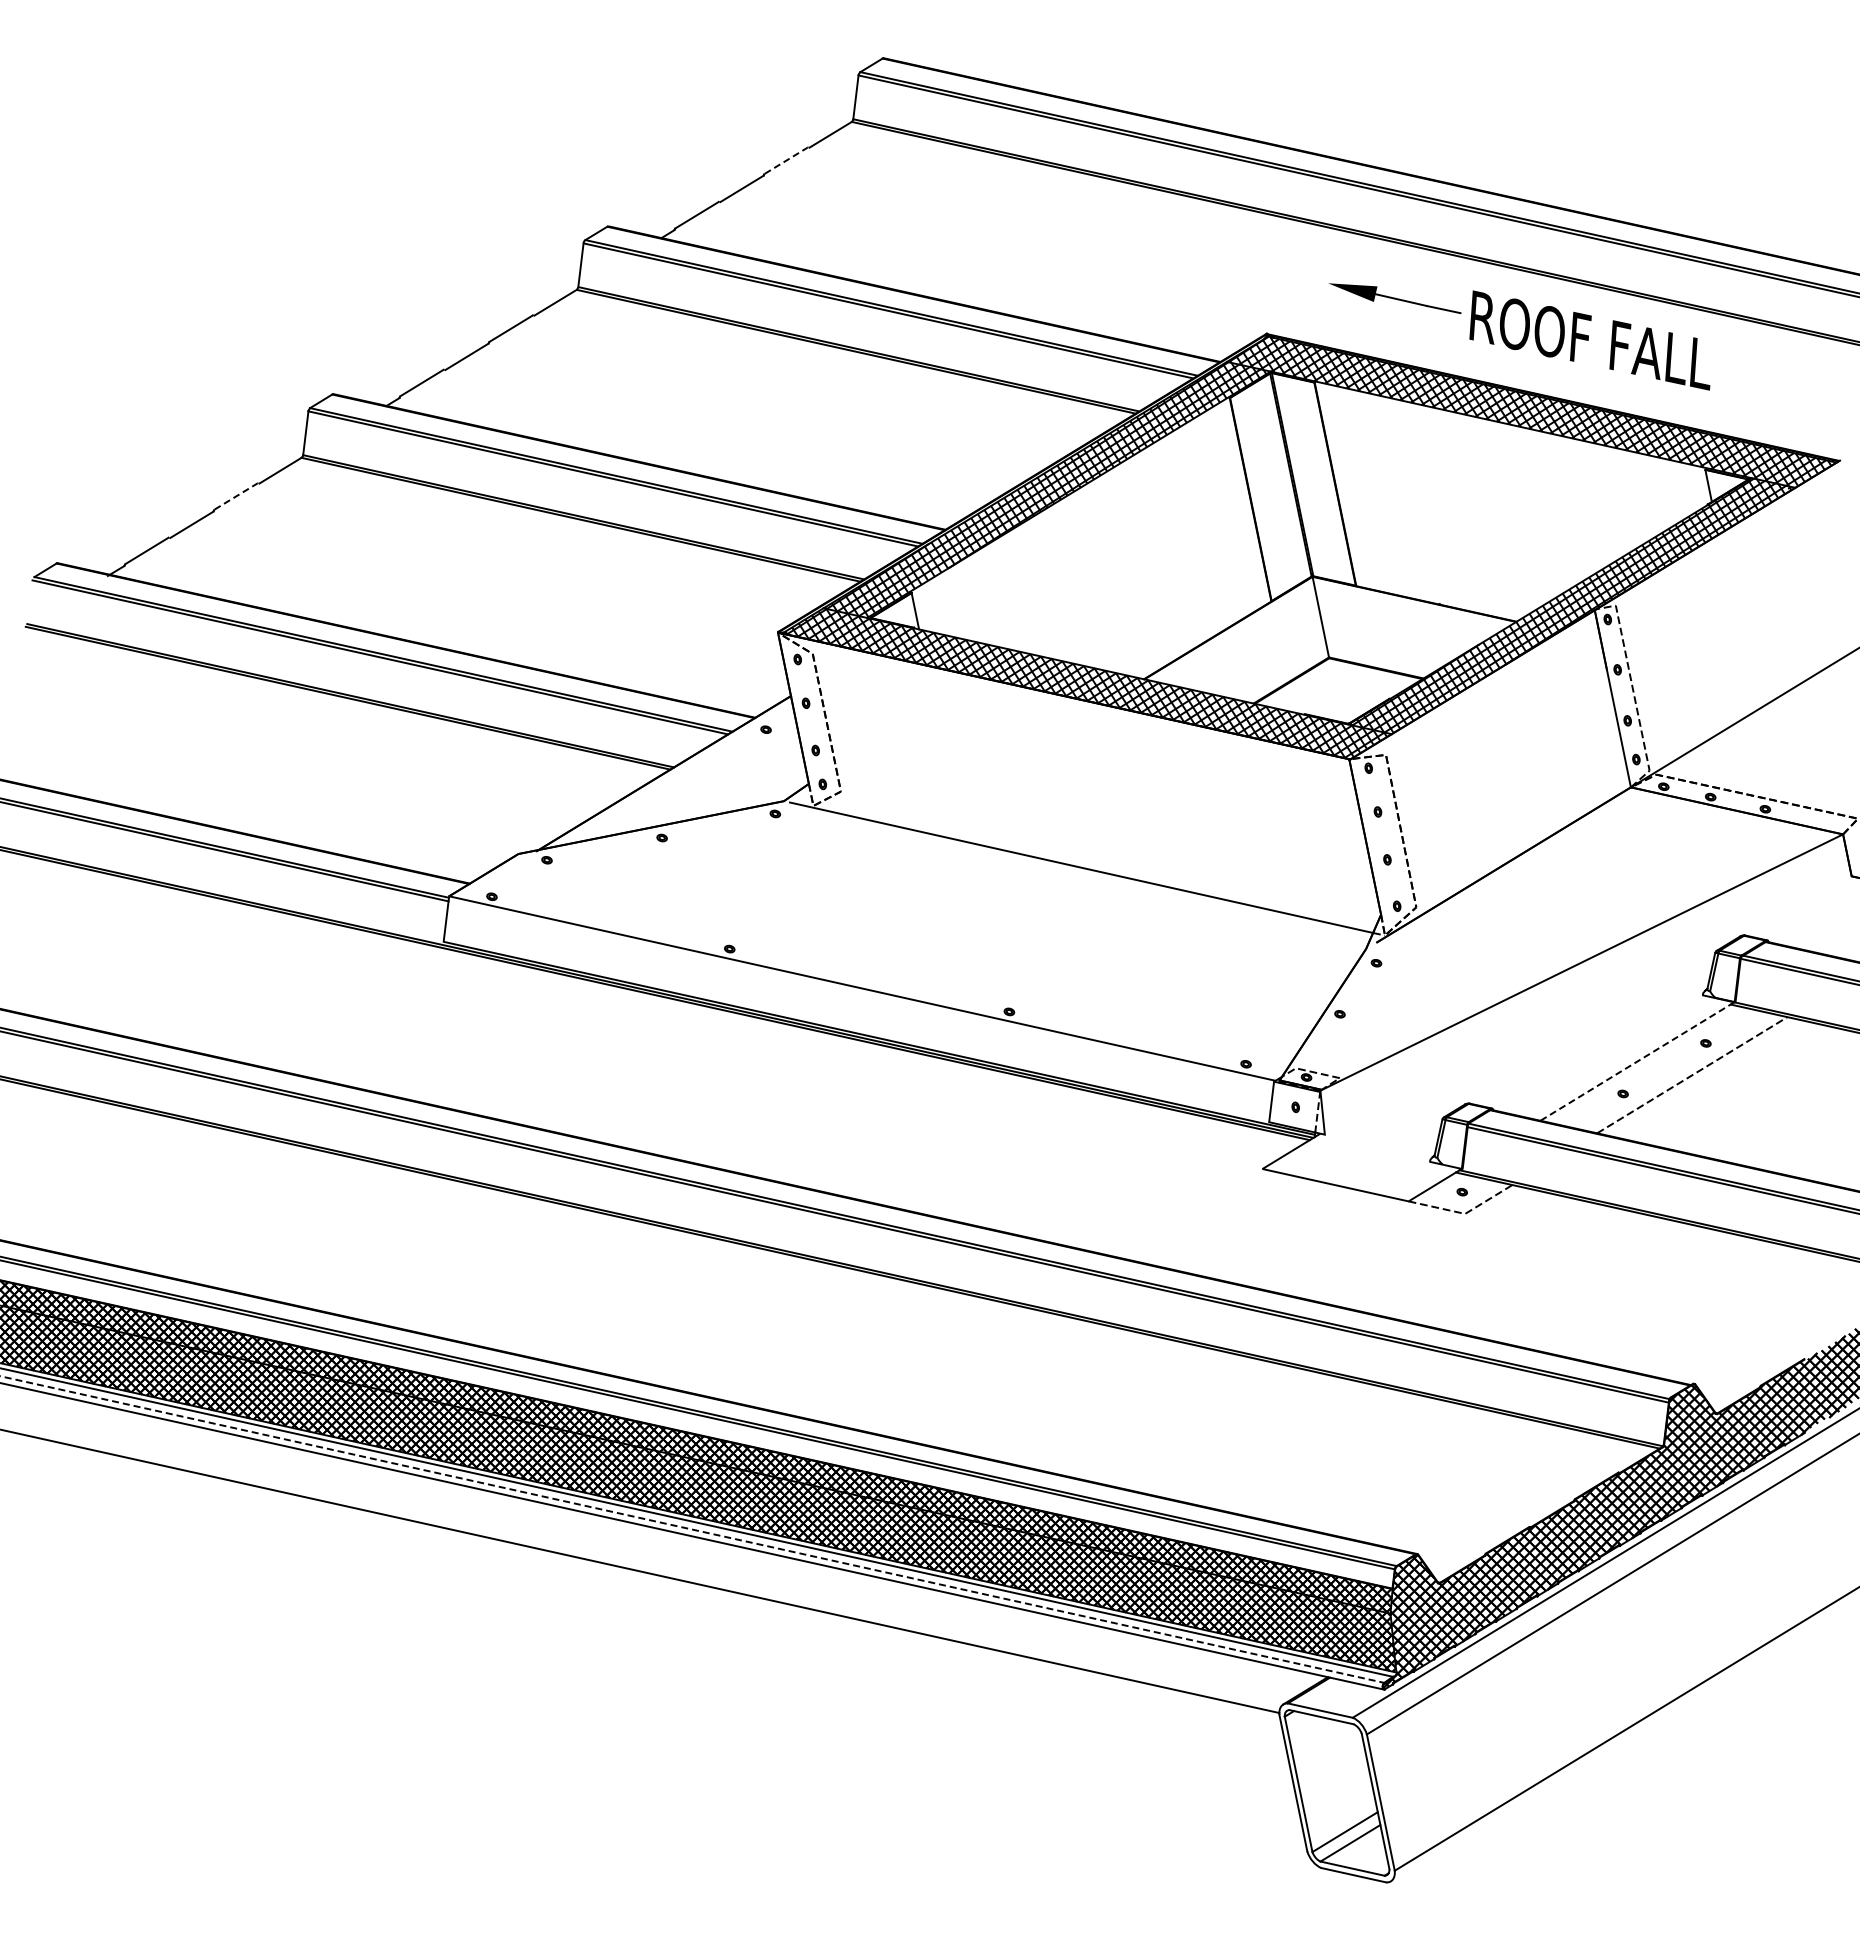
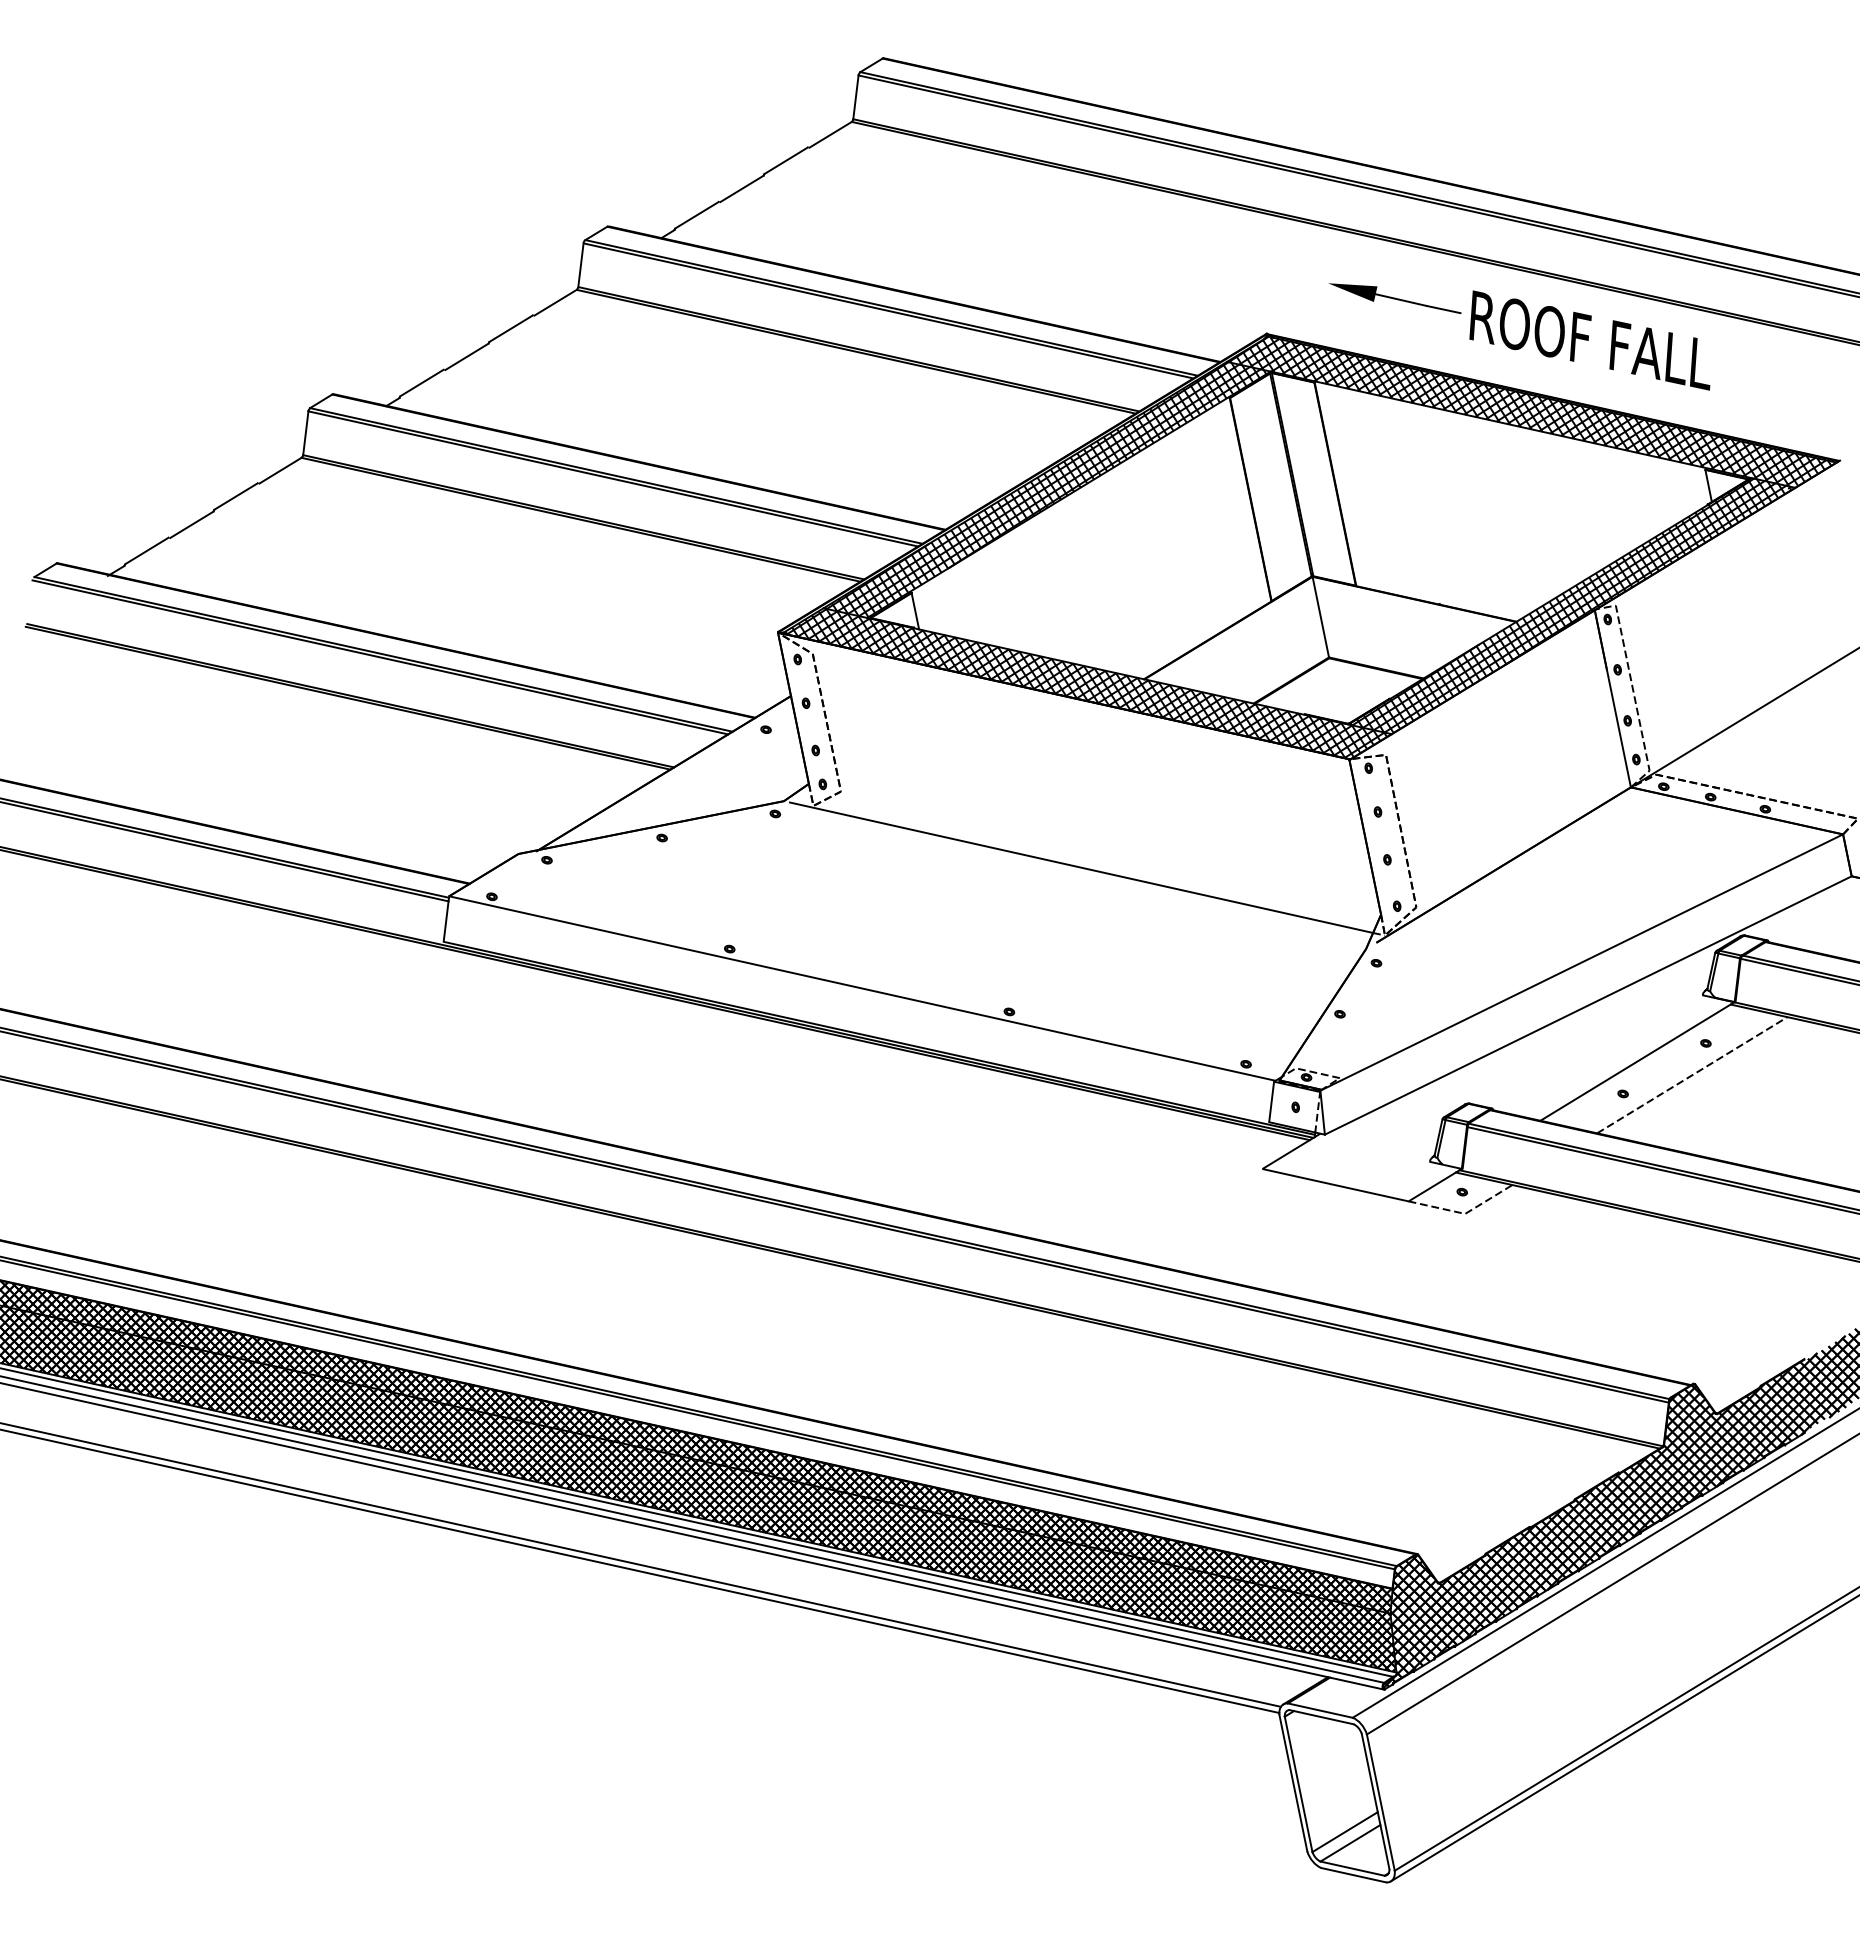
line: dashed -> solid (786, 160)
line: dashed -> solid (236, 496)
line: none -> present (1587, 1005)
line: dashed -> solid (1637, 1061)
line: dashed -> solid (692, 1529)
line: none -> present (641, 1564)
line: none -> present (1623, 1738)
